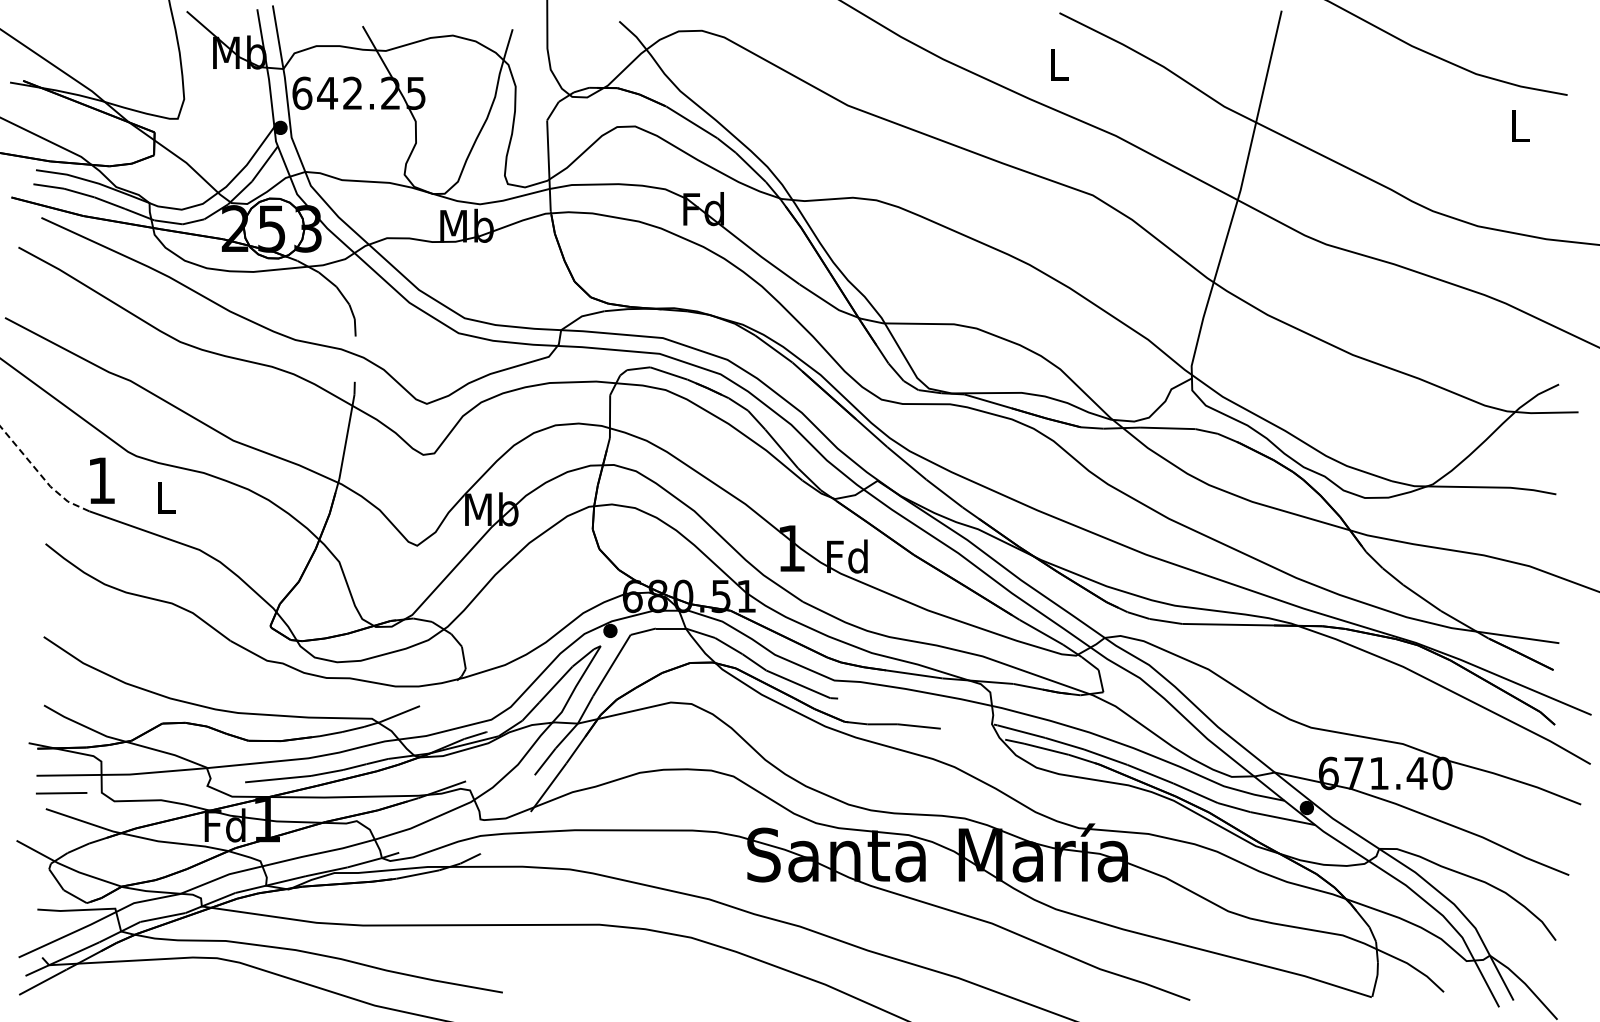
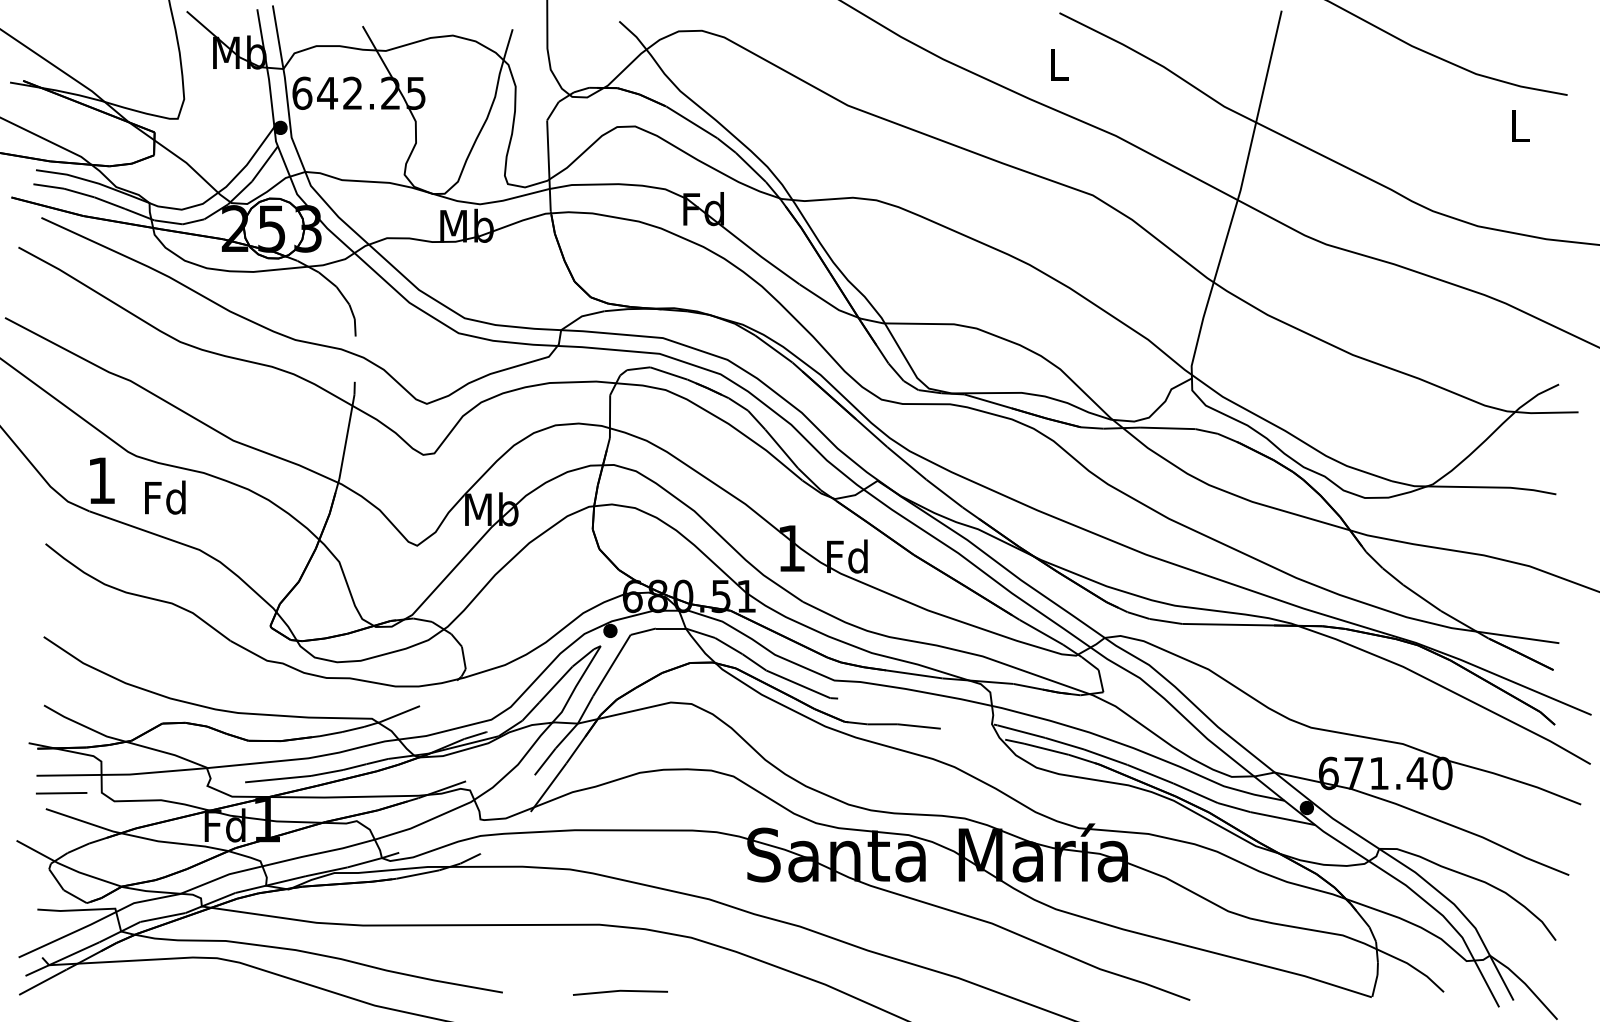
line: dashed -> solid (40, 475)
text: L -> Fd (165, 497)
line: none -> present (620, 991)
